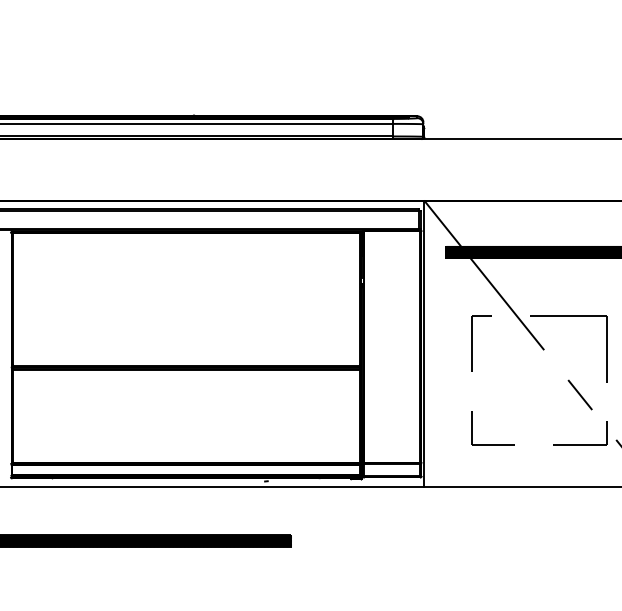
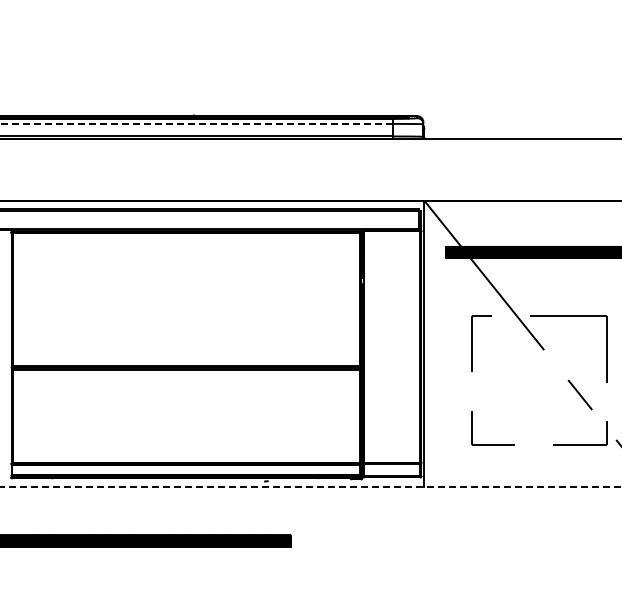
line: solid -> dashed (196, 123)
line: solid -> dashed (310, 487)
